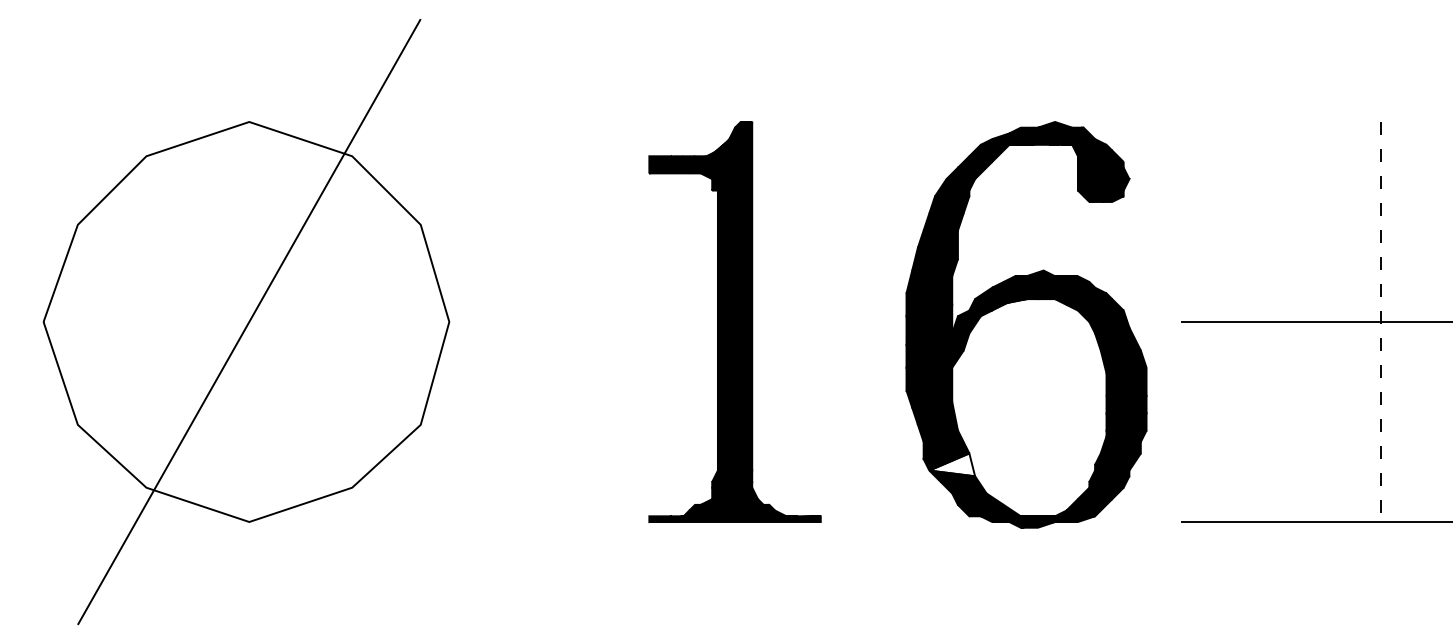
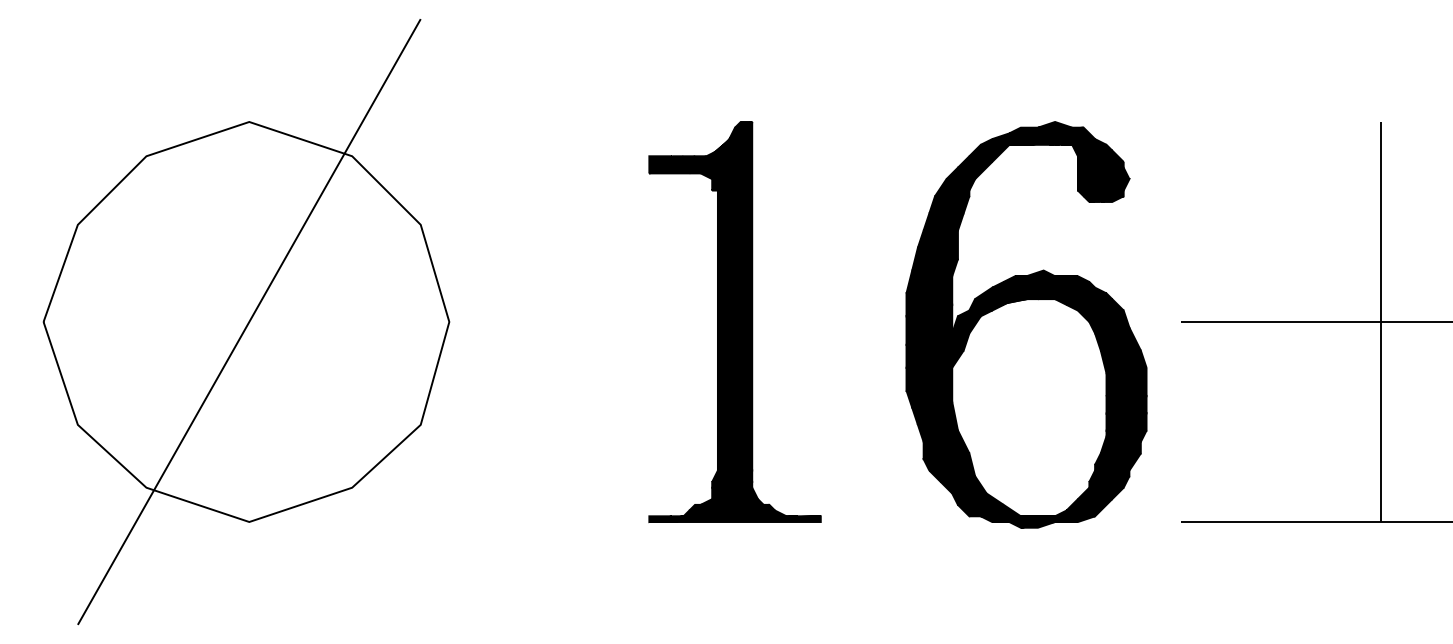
line: dashed -> solid (1380, 322)
fill: none -> present (952, 464)
